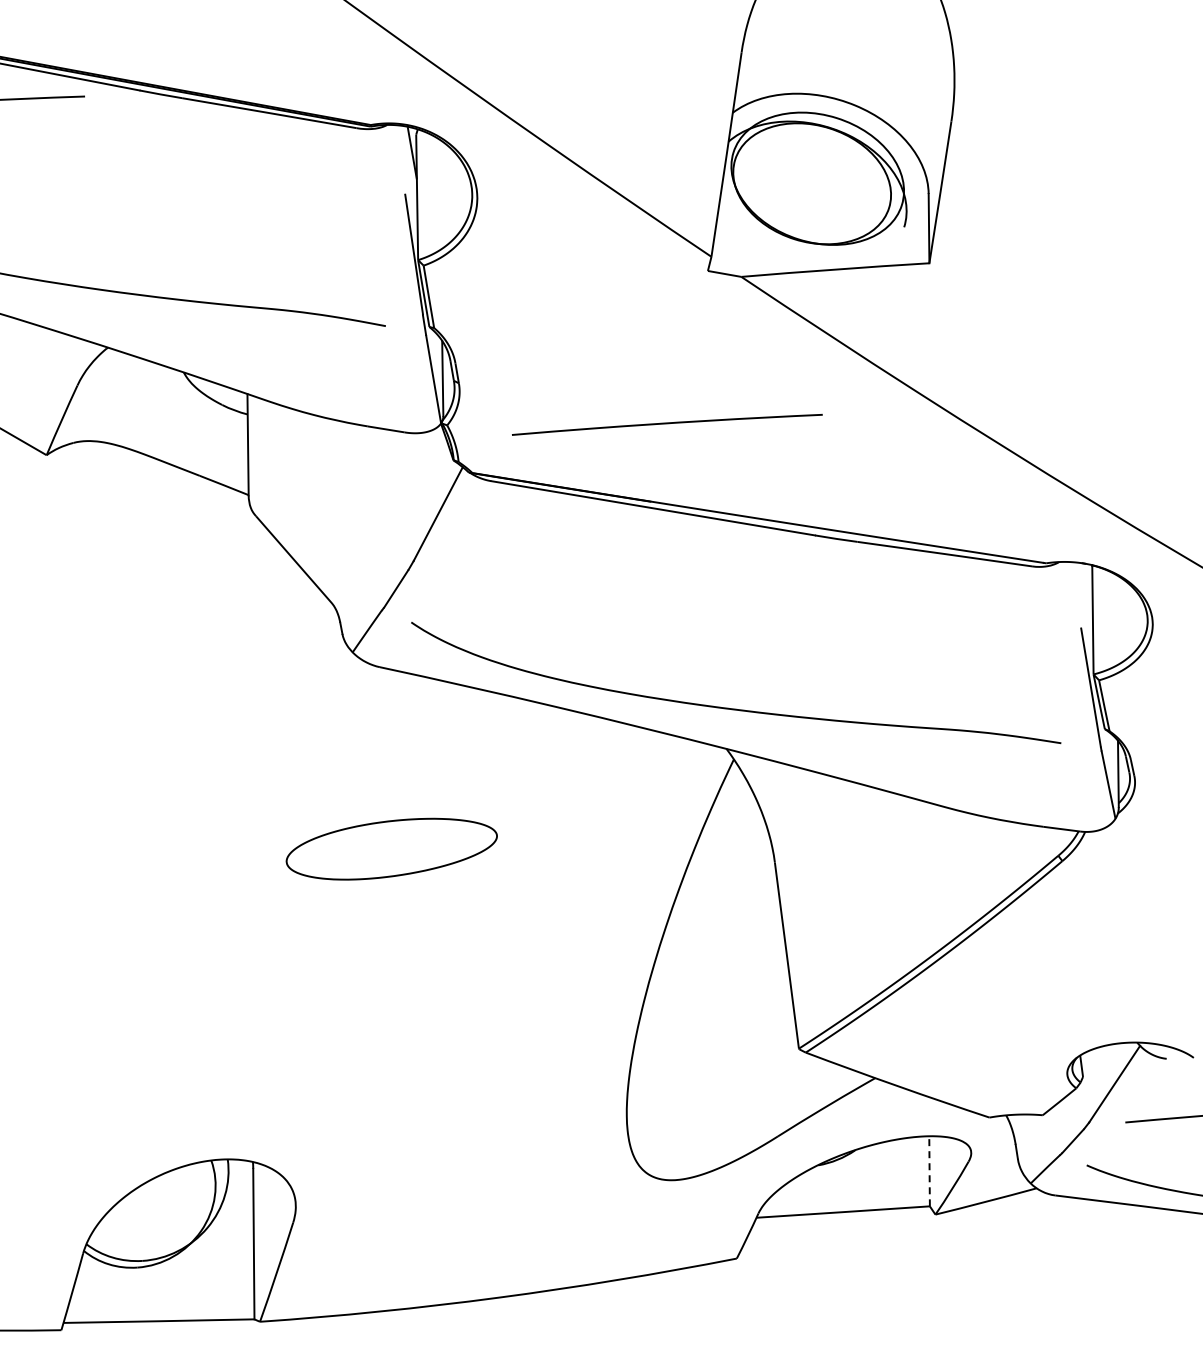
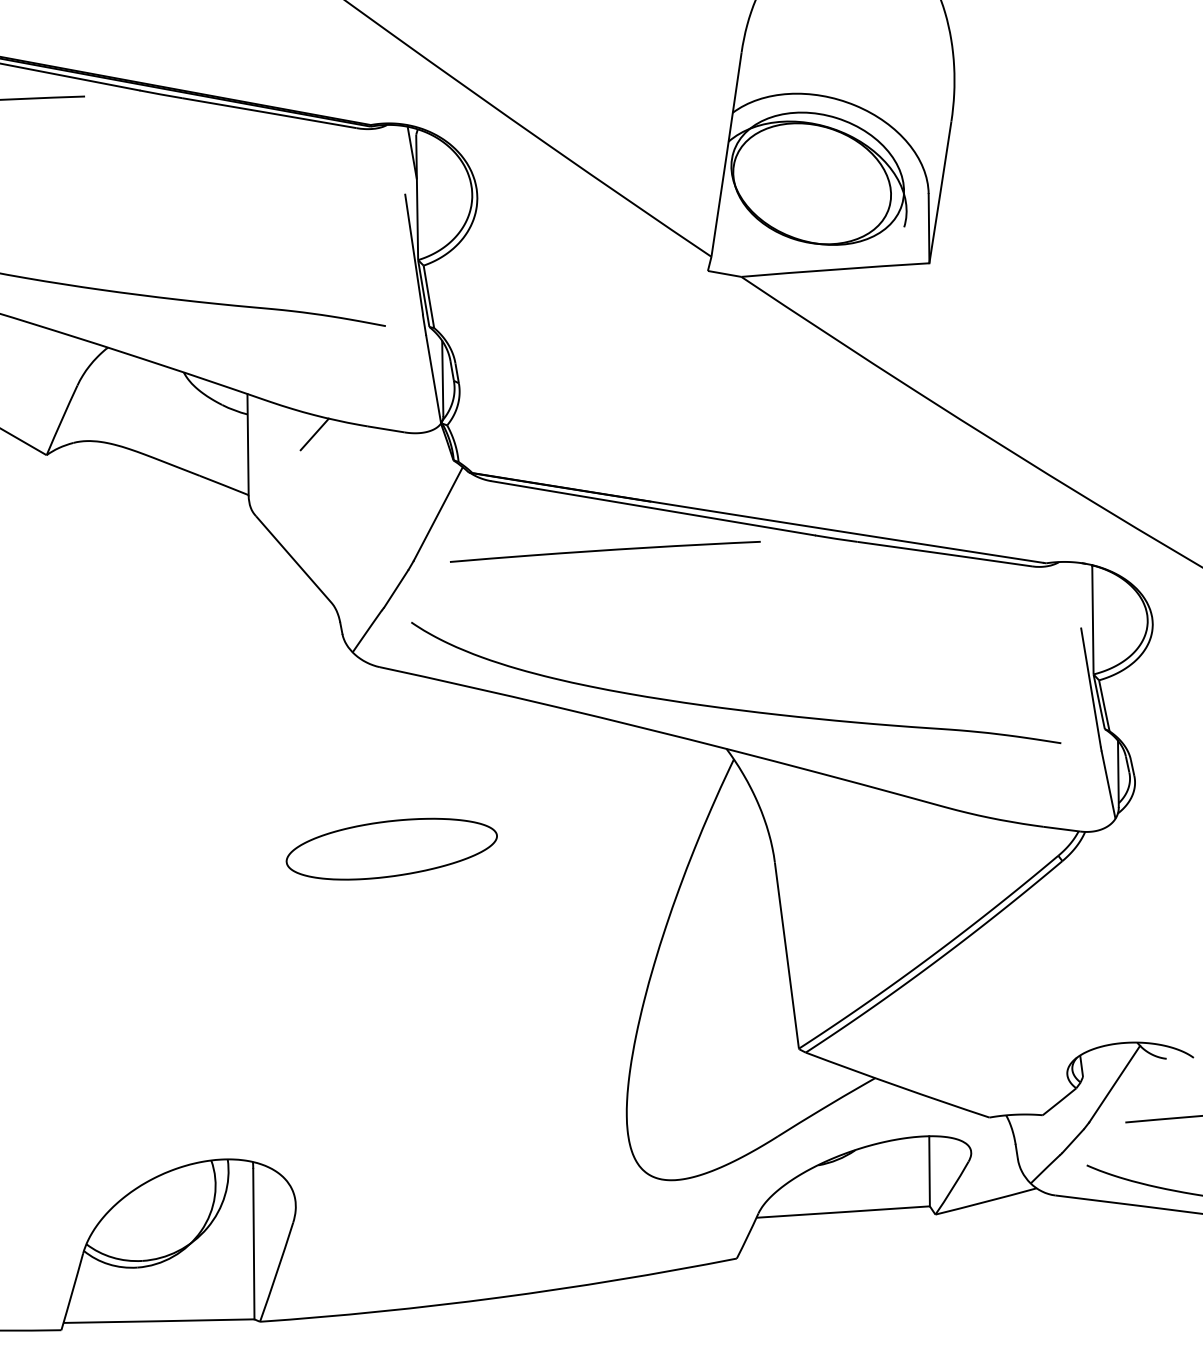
curve position: (667, 424) -> (605, 551) (605, 551)
line: none -> present (314, 434)
line: dashed -> solid (929, 1170)
